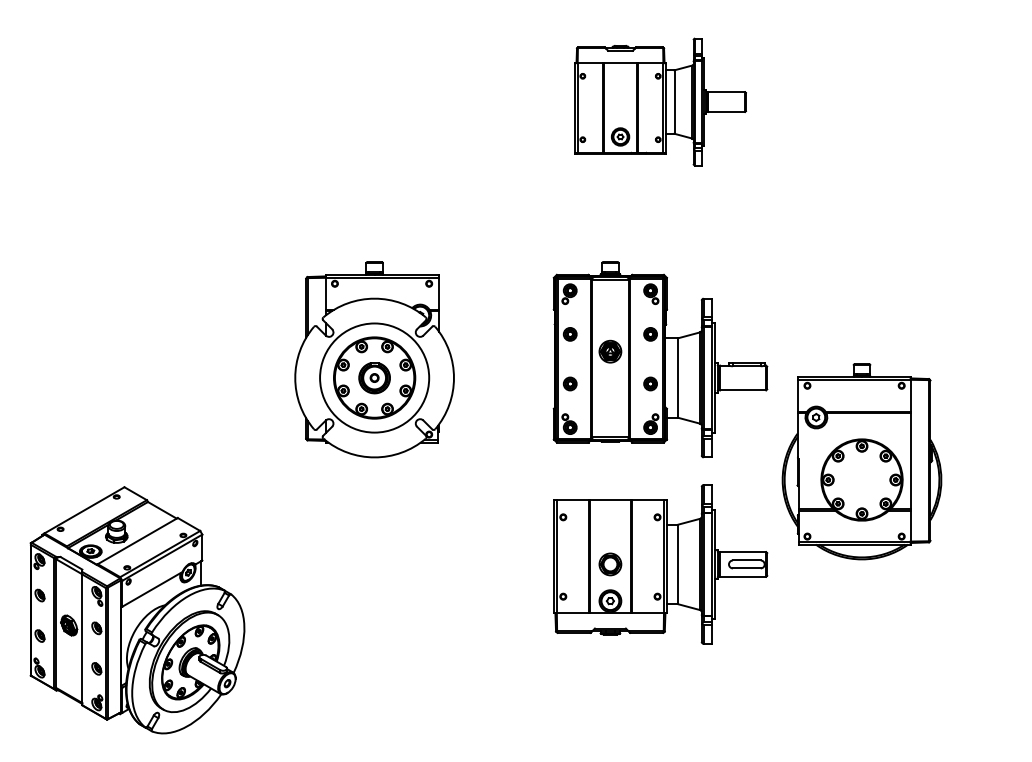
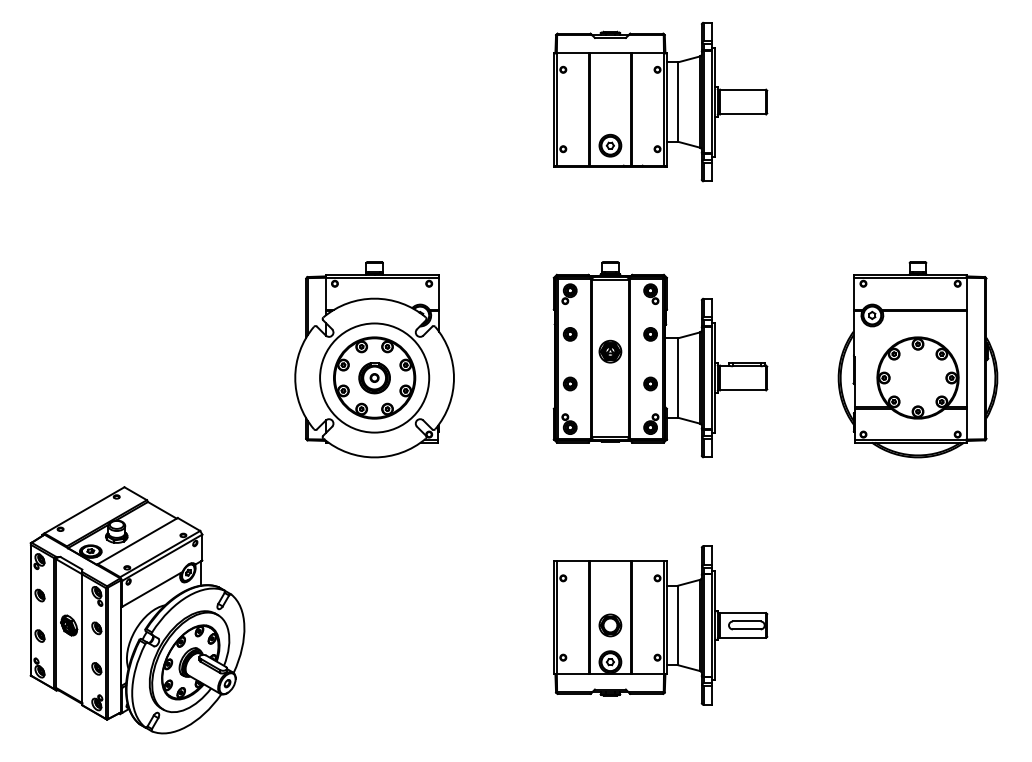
part size: 173x130 px -> 216x162 px (660, 101)
part position: (861, 461) -> (917, 359) (917, 359)
part position: (660, 564) -> (660, 625) (660, 625)
